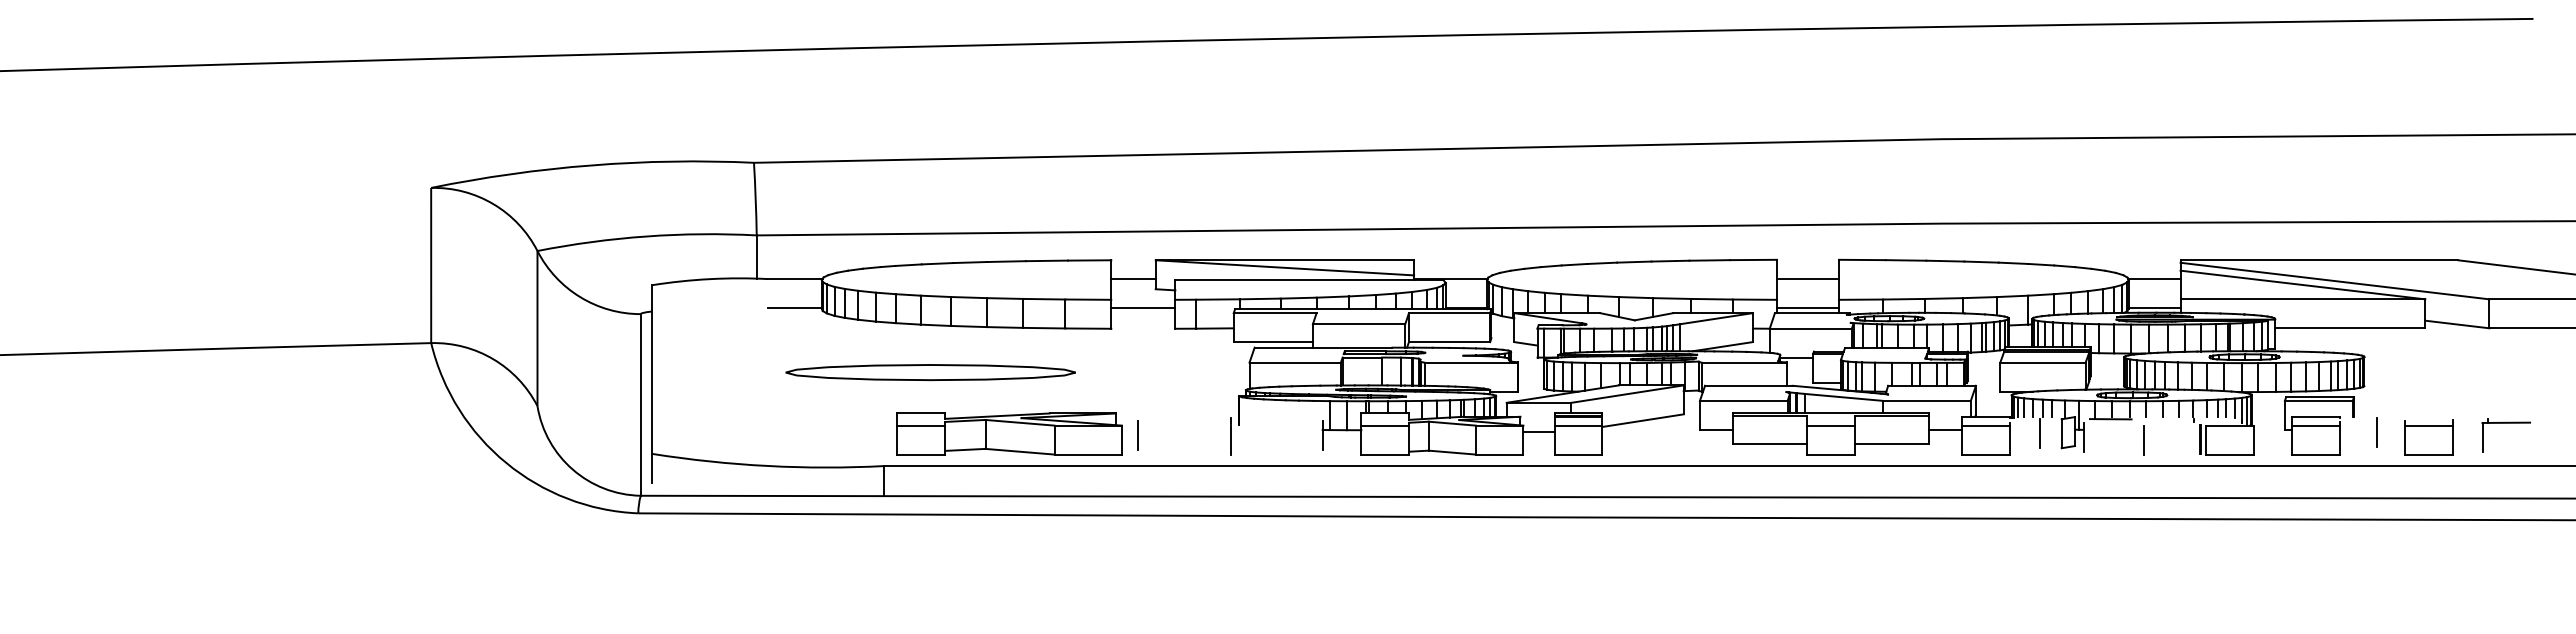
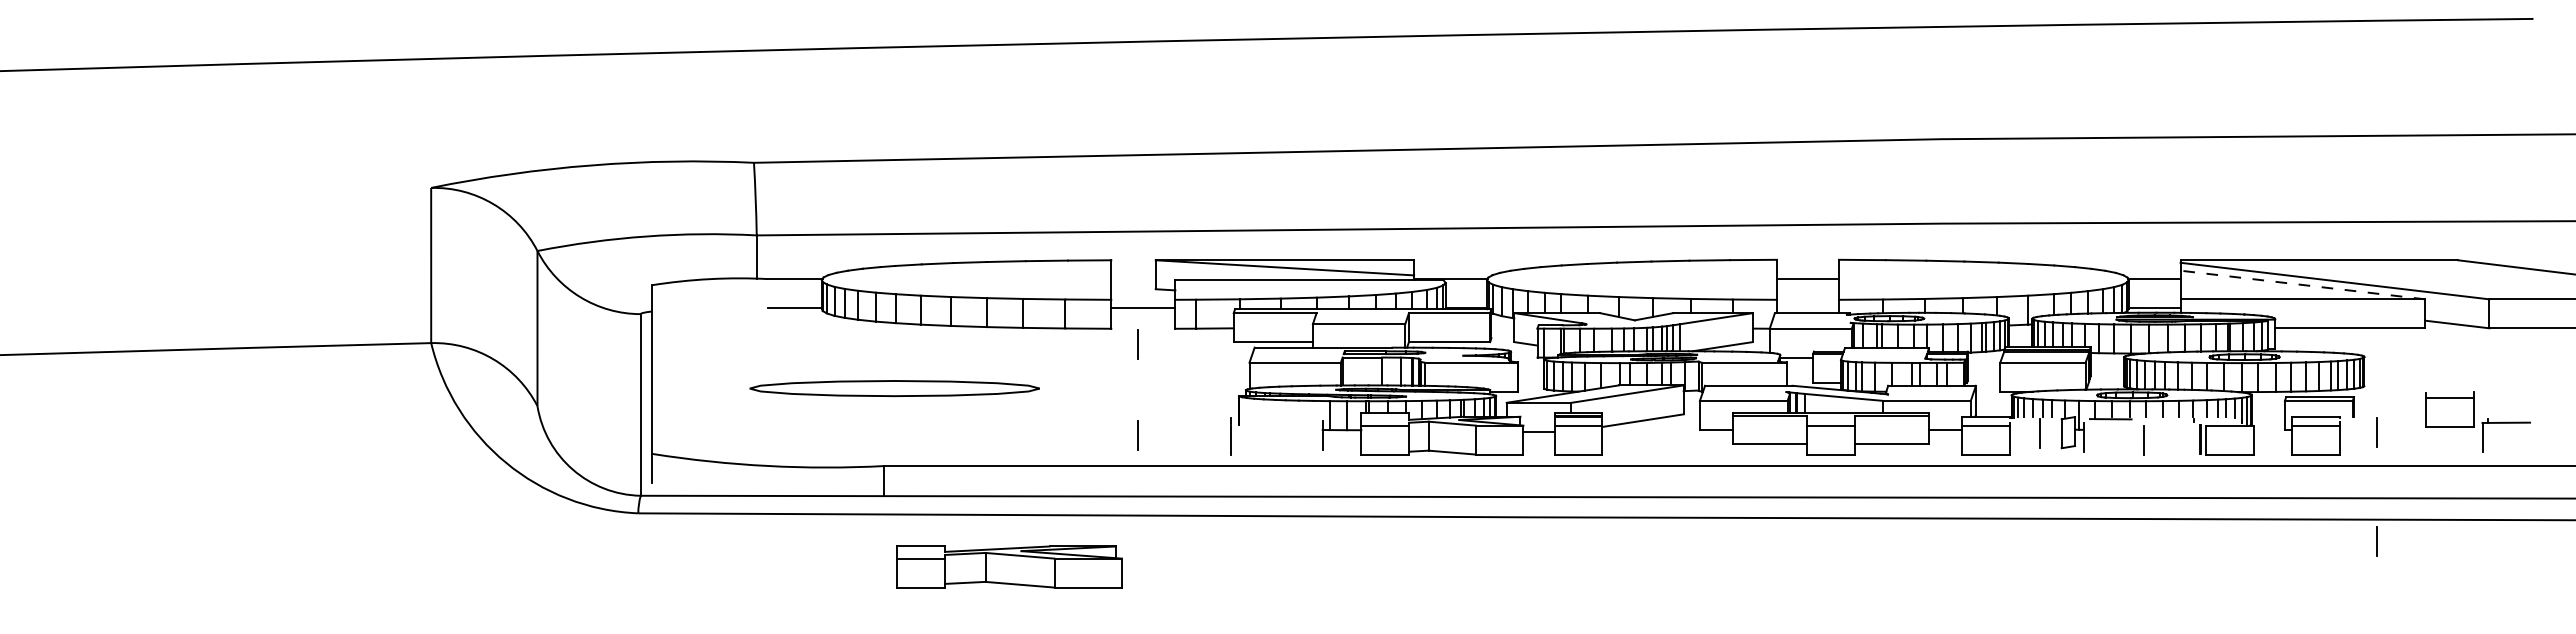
line: present -> none (1133, 279)
line: solid -> dashed (2302, 284)
line: present -> none (1807, 308)
line: none -> present (1137, 344)
part position: (930, 372) -> (894, 388) (894, 388)
part position: (1009, 433) -> (1009, 566) (1009, 566)
part position: (2428, 437) -> (2449, 409) (2449, 409)
line: none -> present (2376, 541)
